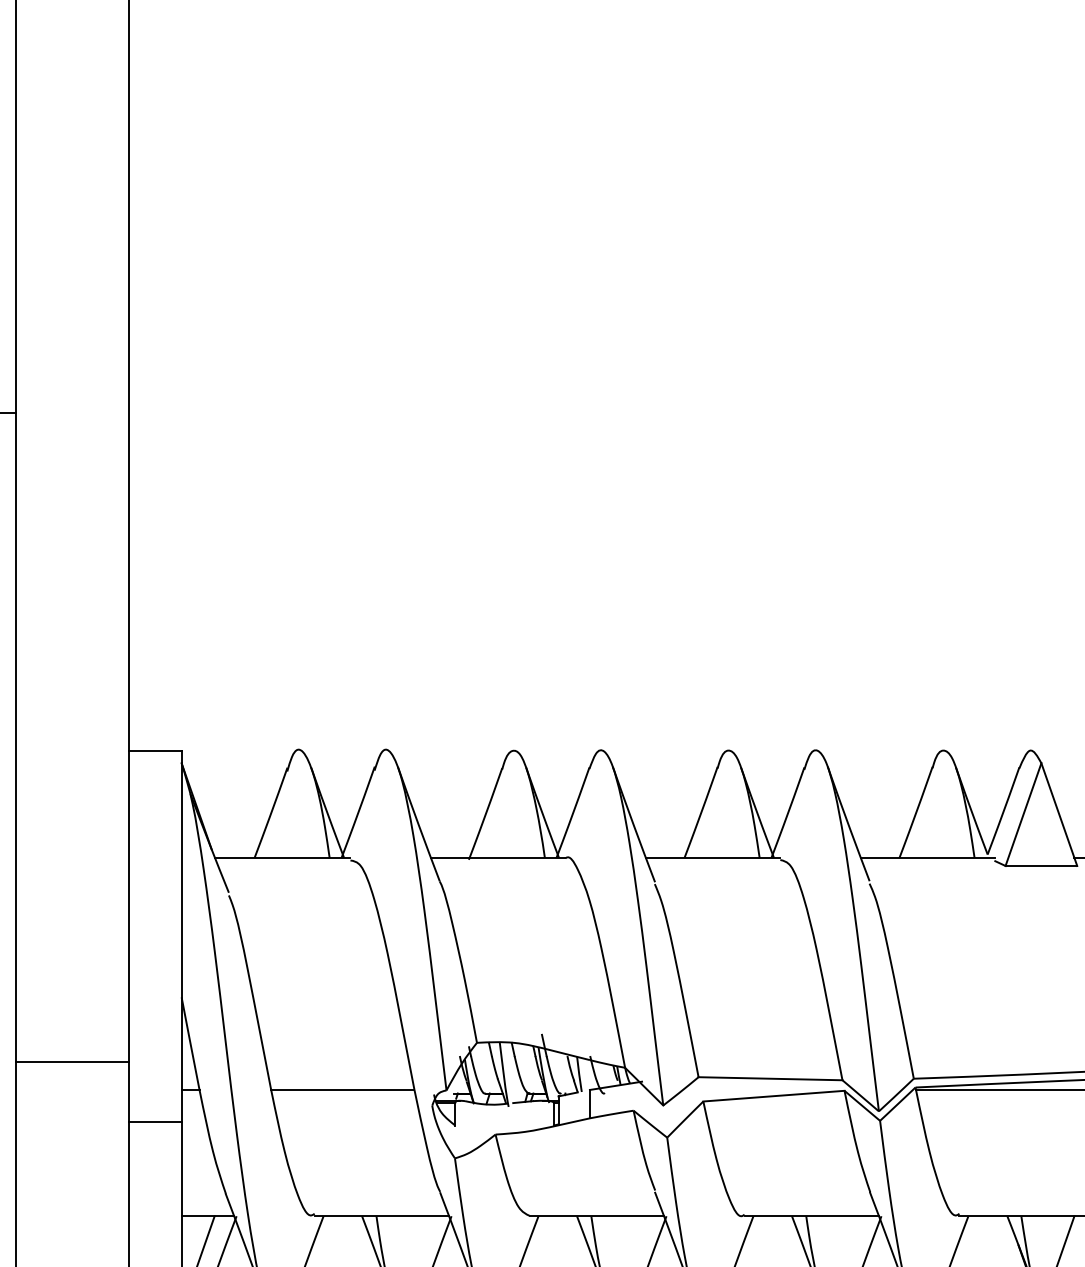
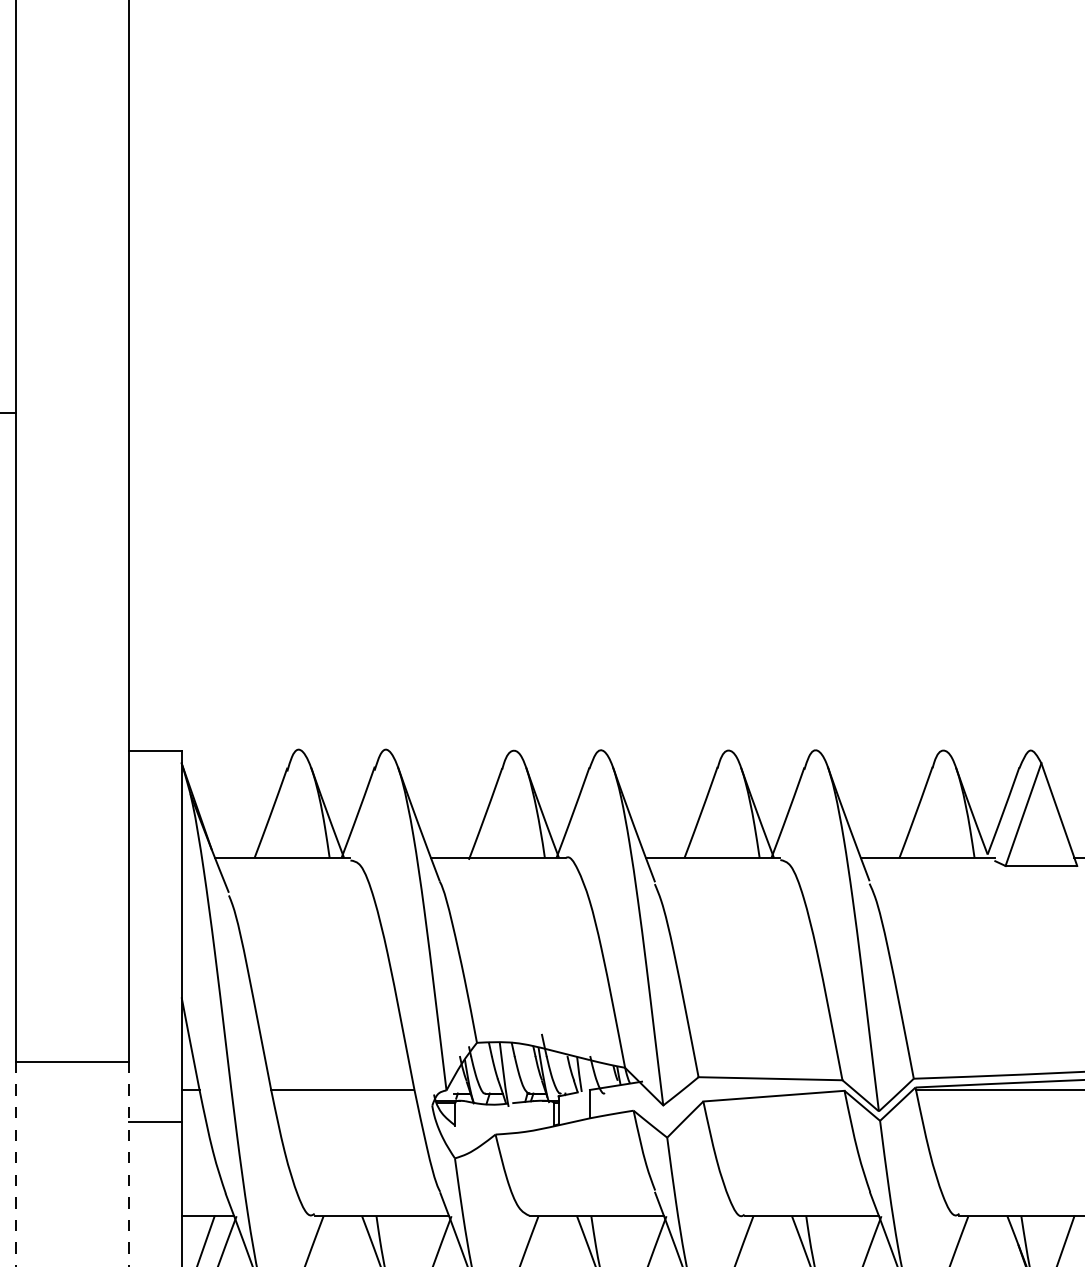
line: solid -> dashed (15, 1164)
line: solid -> dashed (128, 1164)
